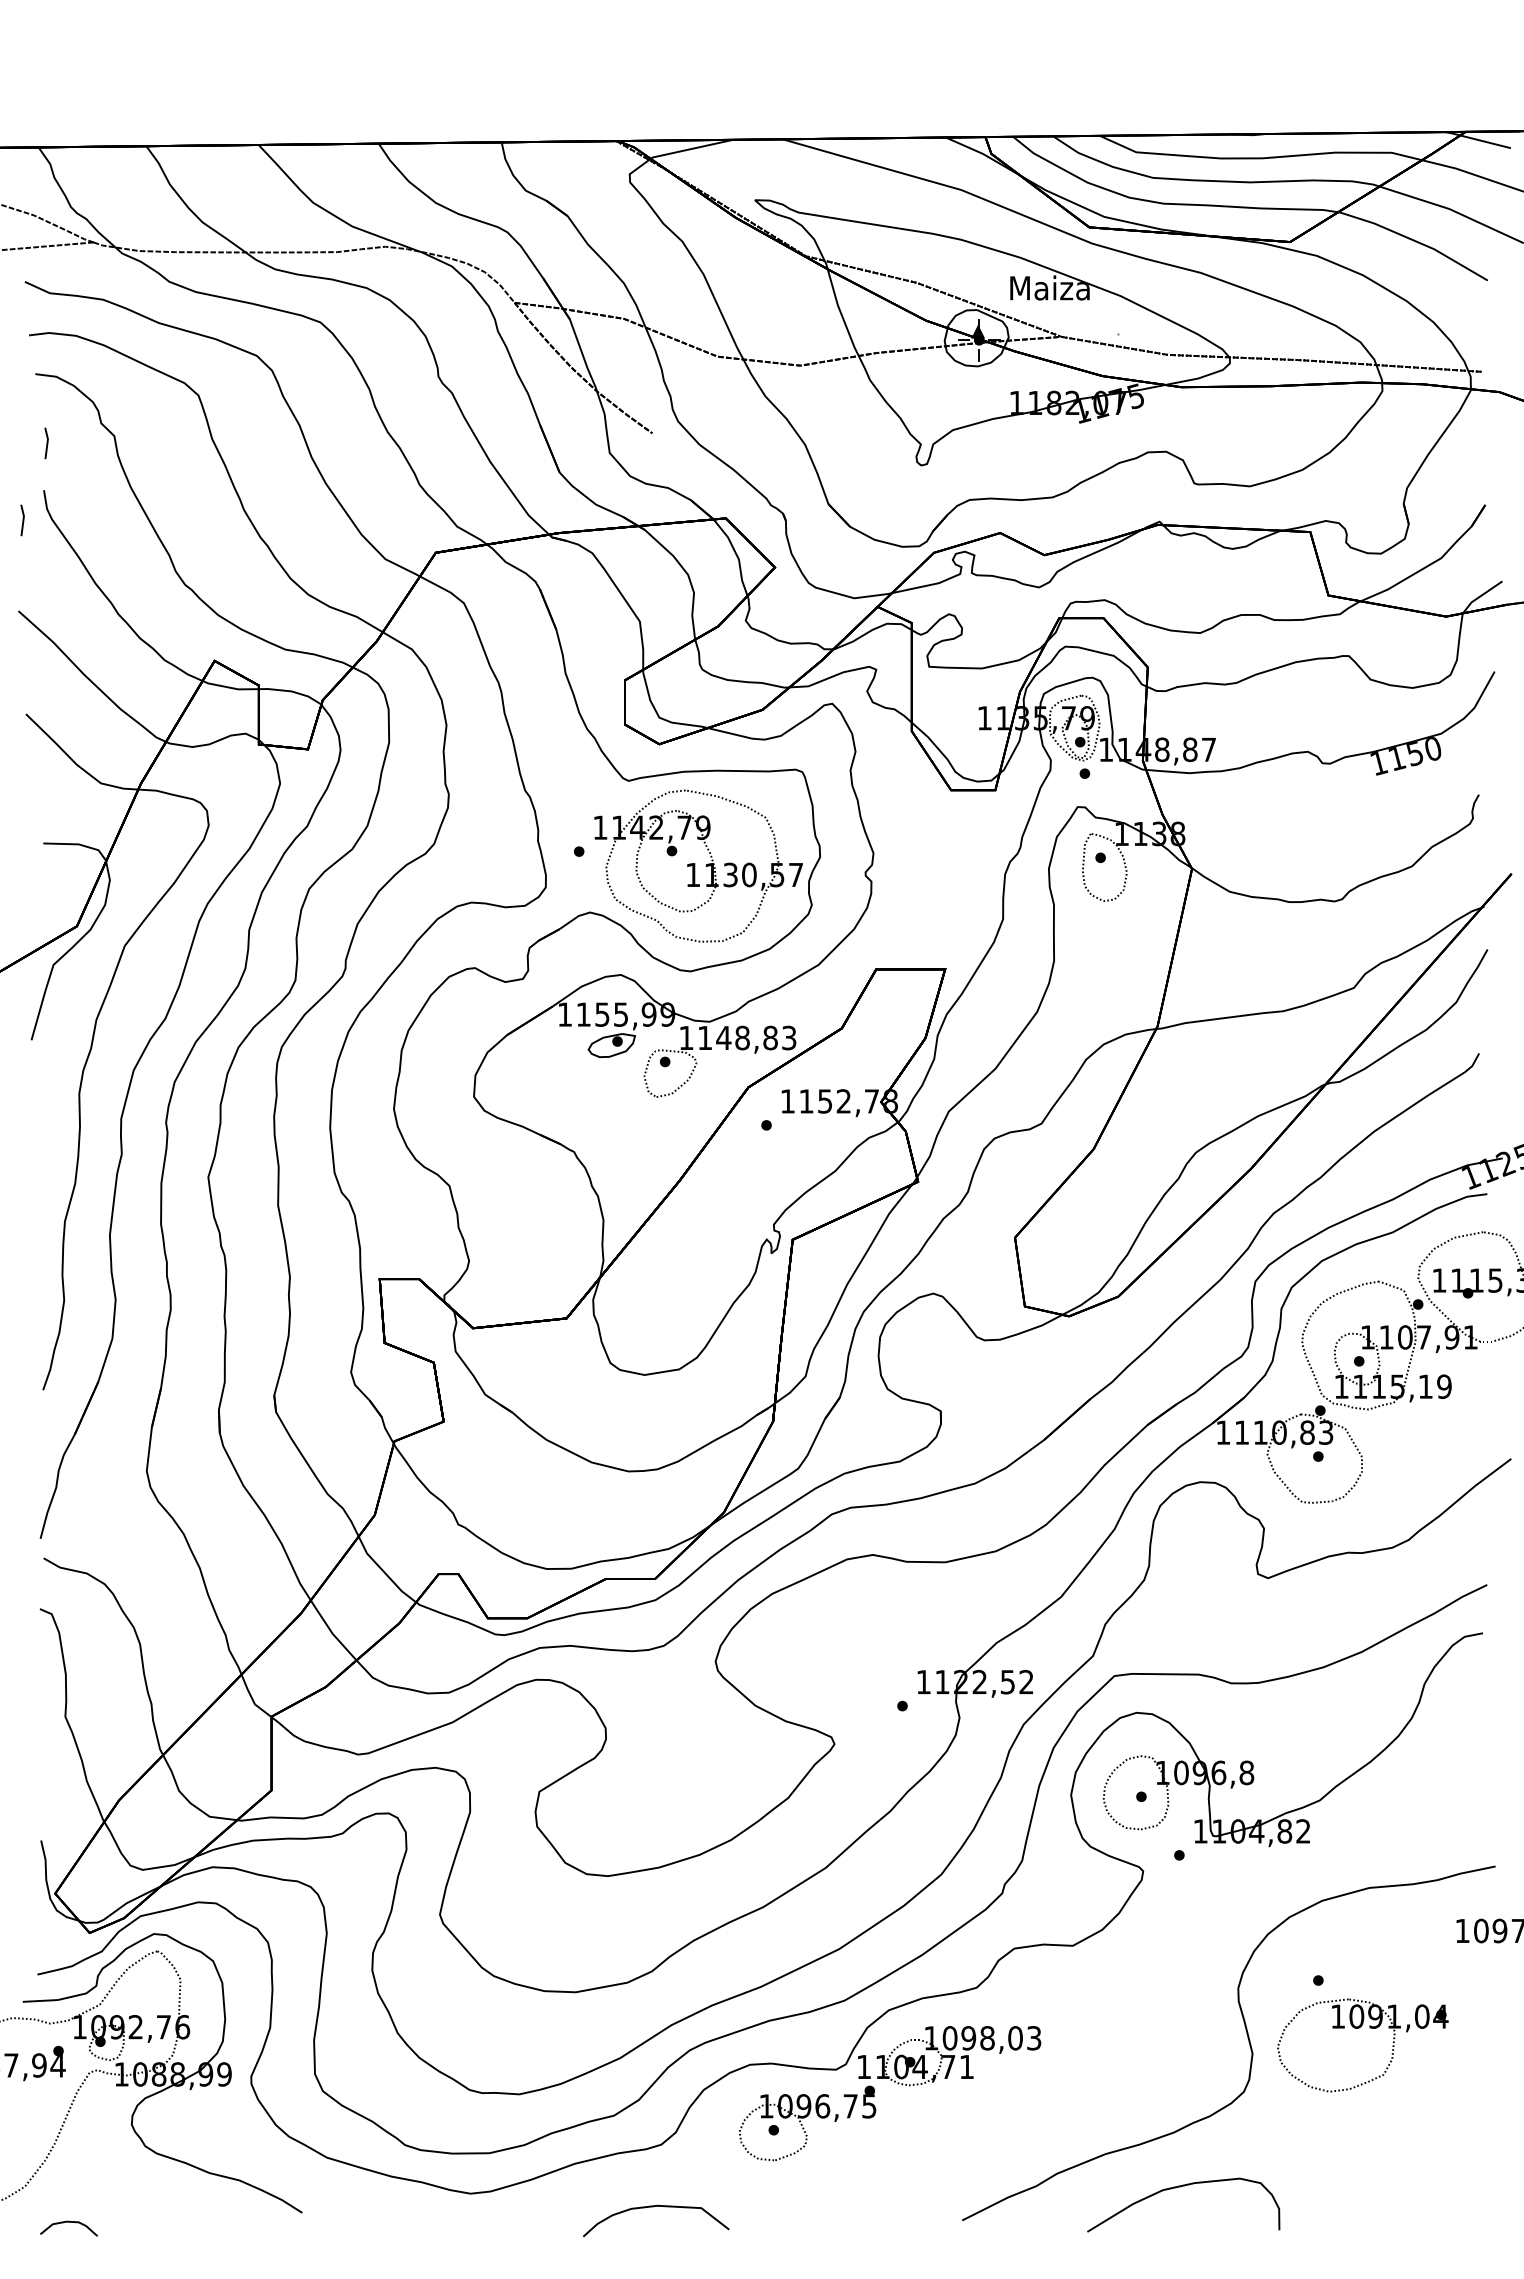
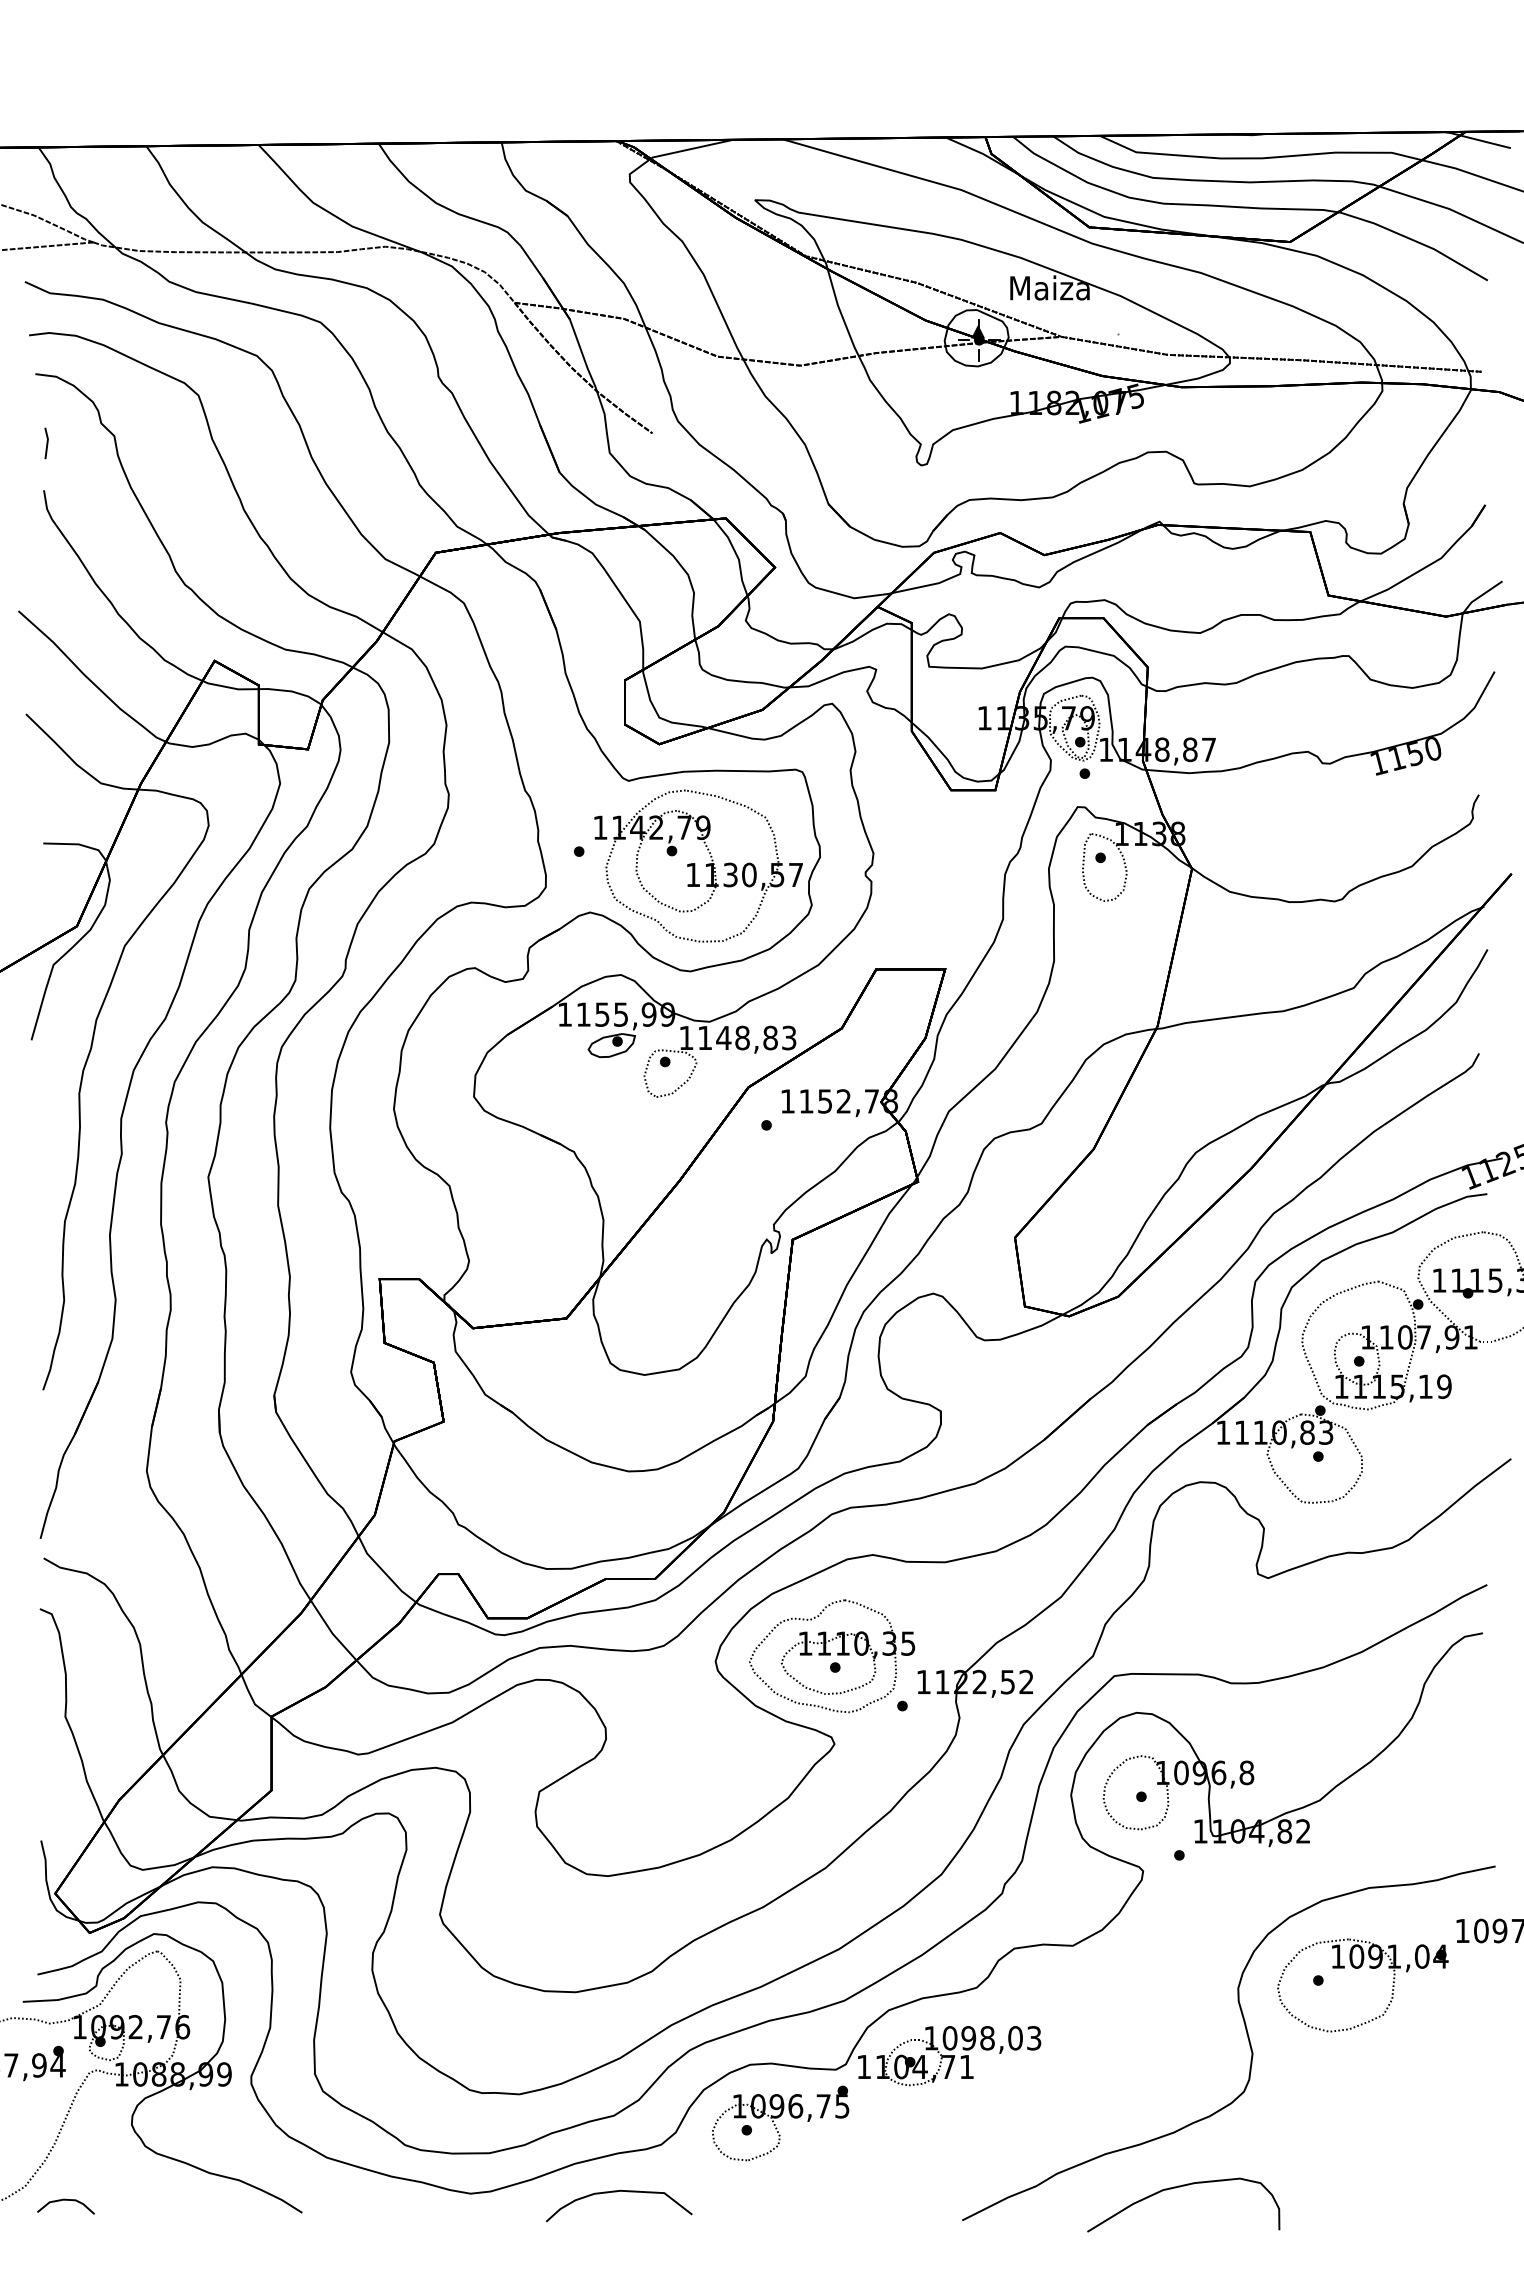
line: present -> none (22, 520)
part: none -> present (832, 1656)
part position: (1359, 2028) -> (1359, 1968) (1359, 1968)
part position: (807, 2123) -> (780, 2123) (780, 2123)
curve position: (653, 2207) -> (616, 2192) (616, 2192)
curve position: (68, 2222) -> (65, 2200) (65, 2200)
